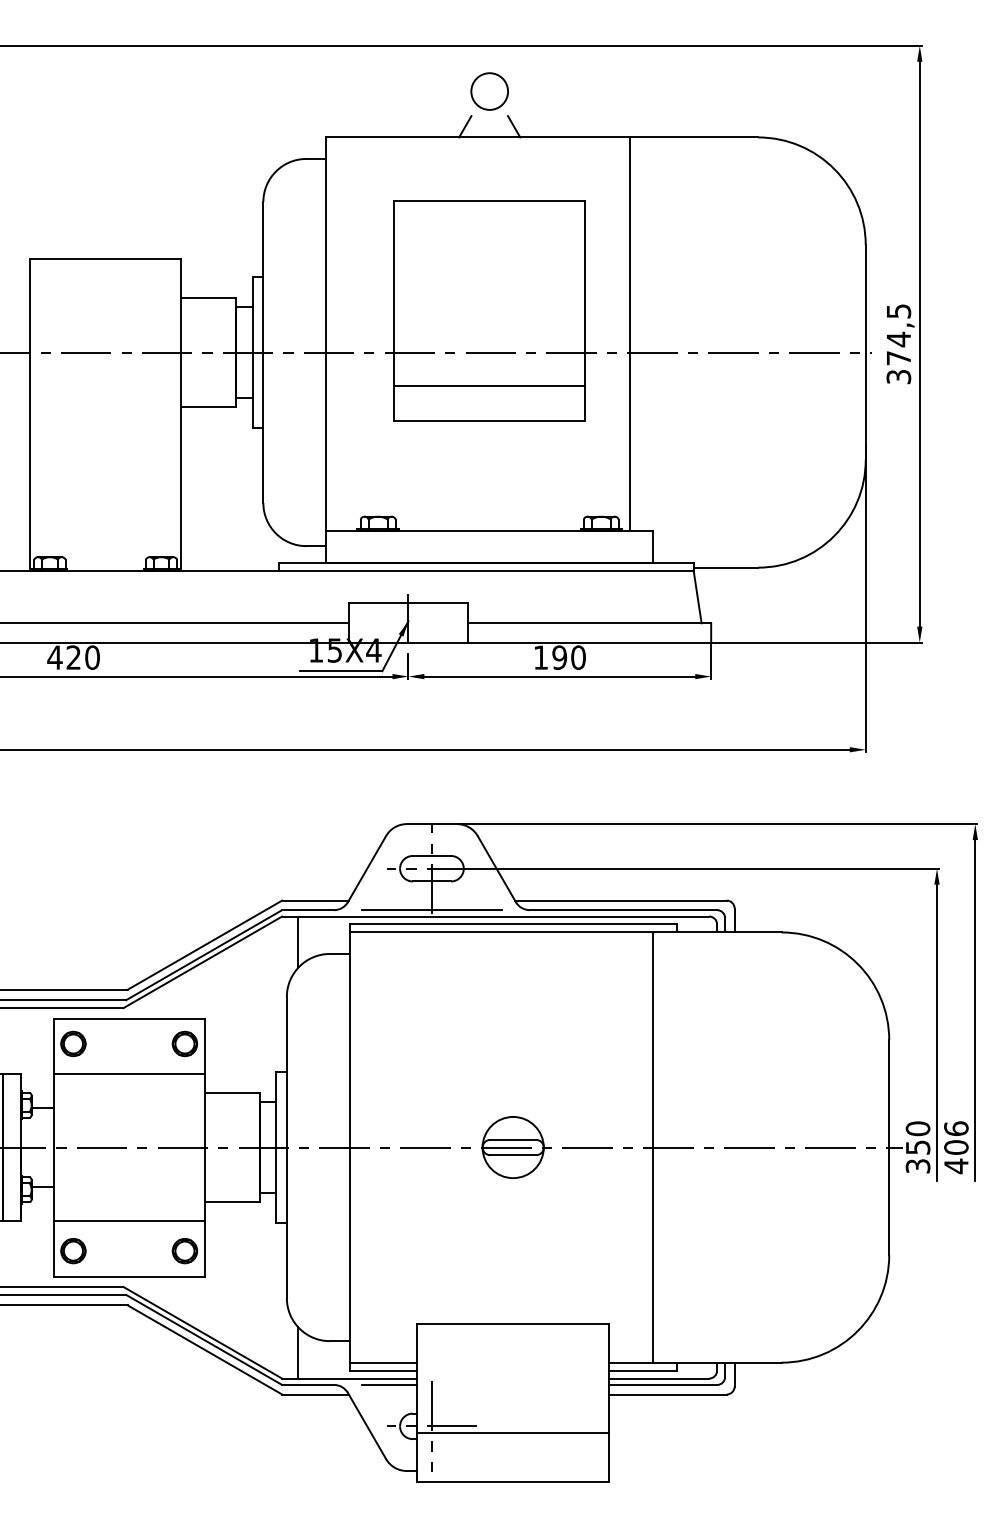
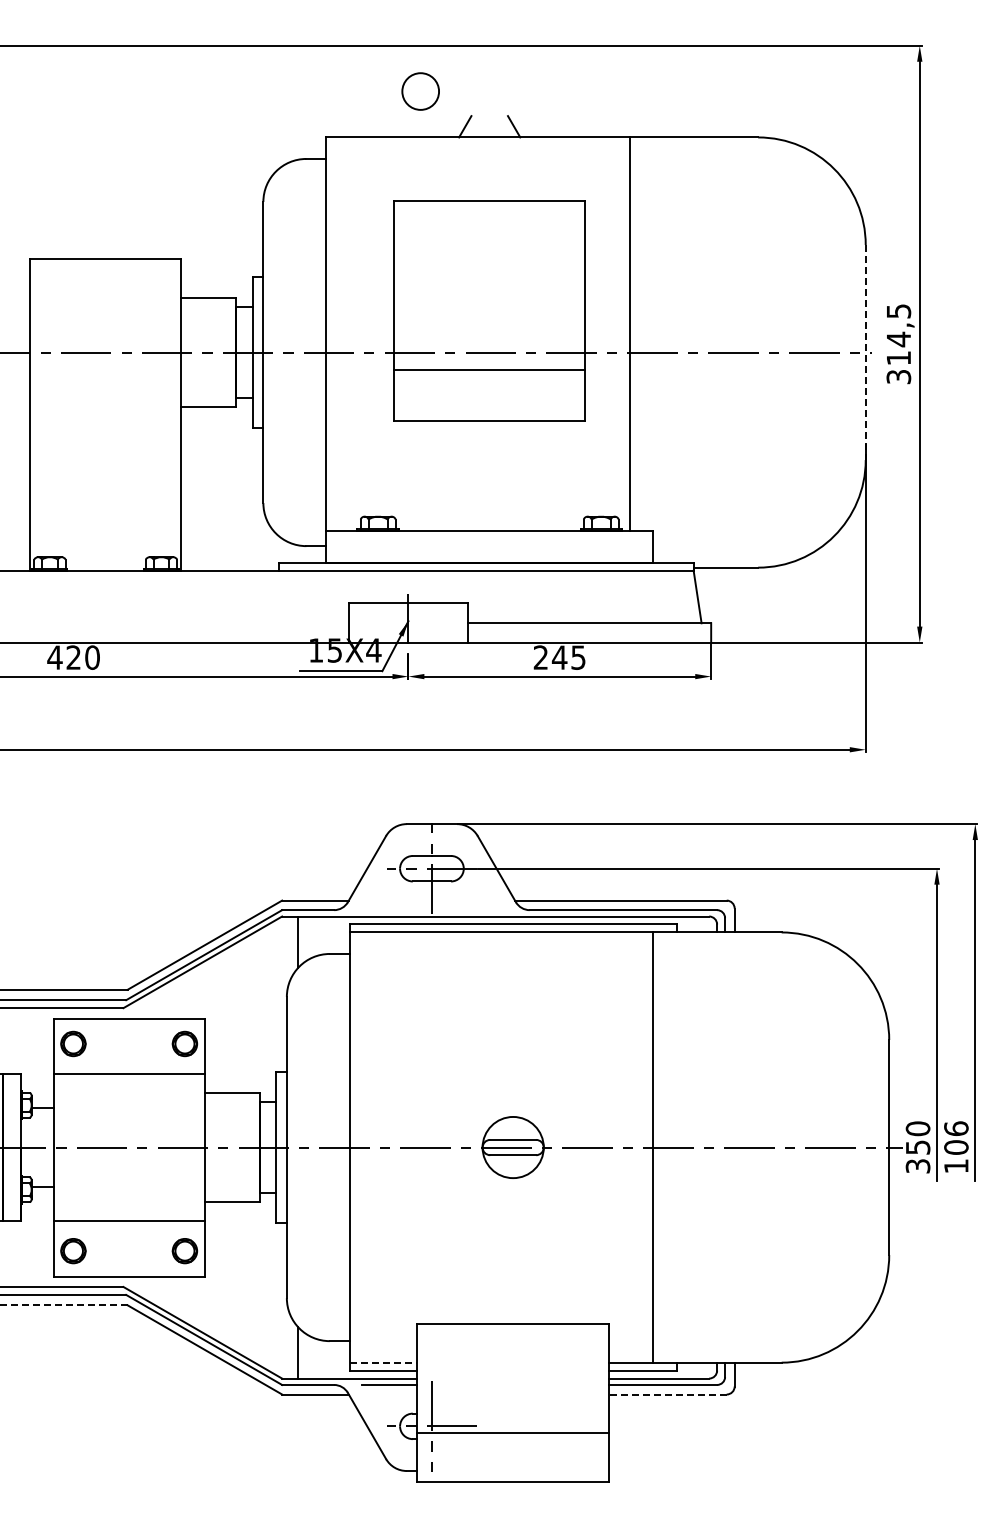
circle position: (489, 91) -> (420, 91) (420, 91)
line: solid -> dashed (865, 352)
text: 374,5 -> 314,5 (898, 358)
line position: (489, 386) -> (489, 370) (489, 370)
line: present -> none (175, 623)
text: 190 -> 245 (559, 657)
line: present -> none (431, 910)
text: 406 -> 106 (956, 1166)
line: solid -> dashed (63, 1305)
line: solid -> dashed (383, 1362)
line: solid -> dashed (667, 1394)
